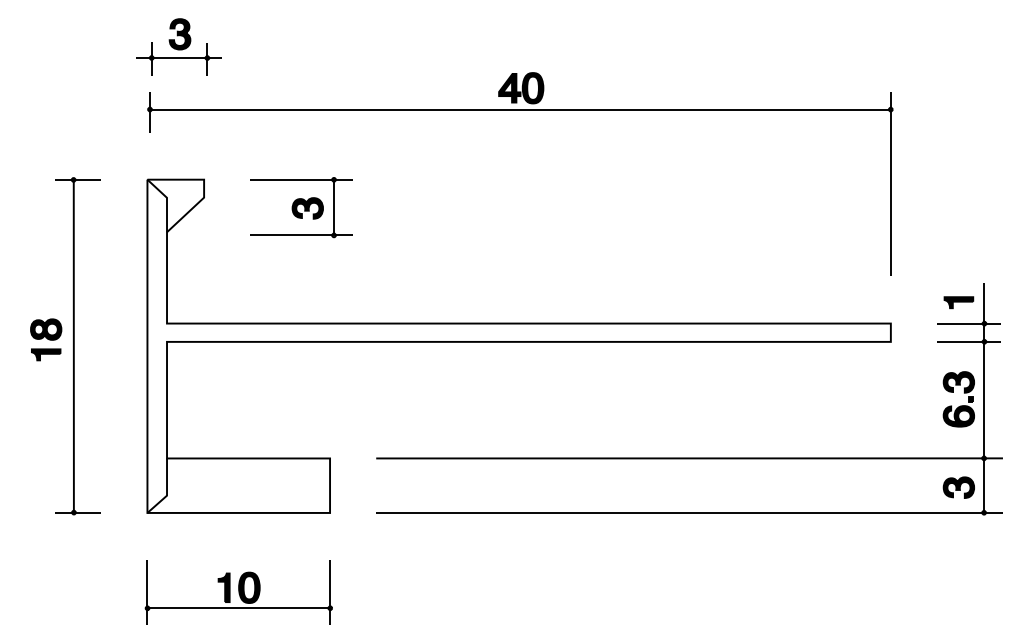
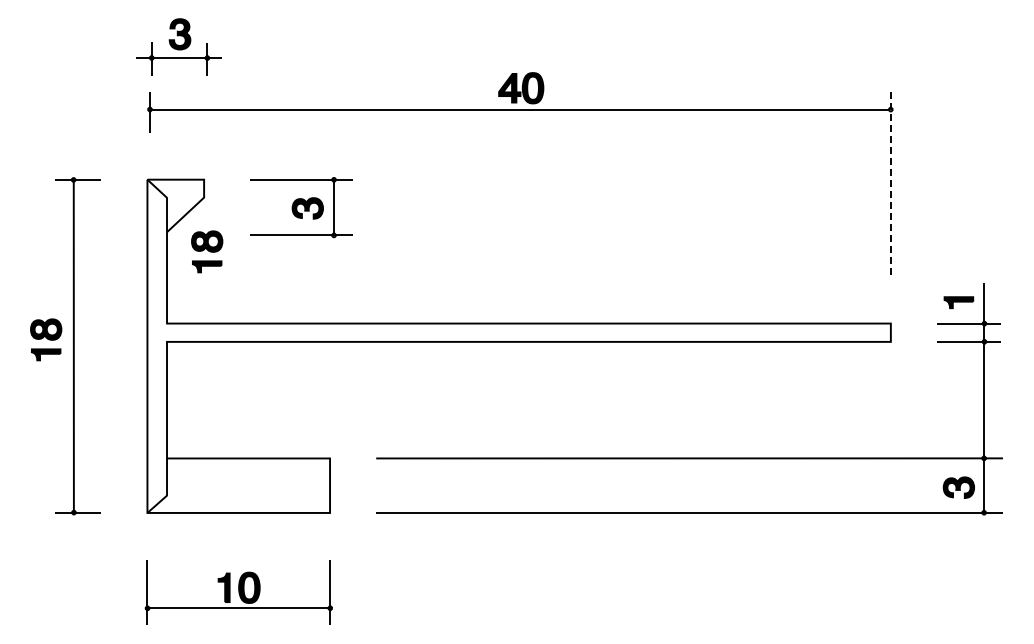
line: solid -> dashed (890, 184)
part: none -> present (207, 251)
part: present -> none (960, 405)
